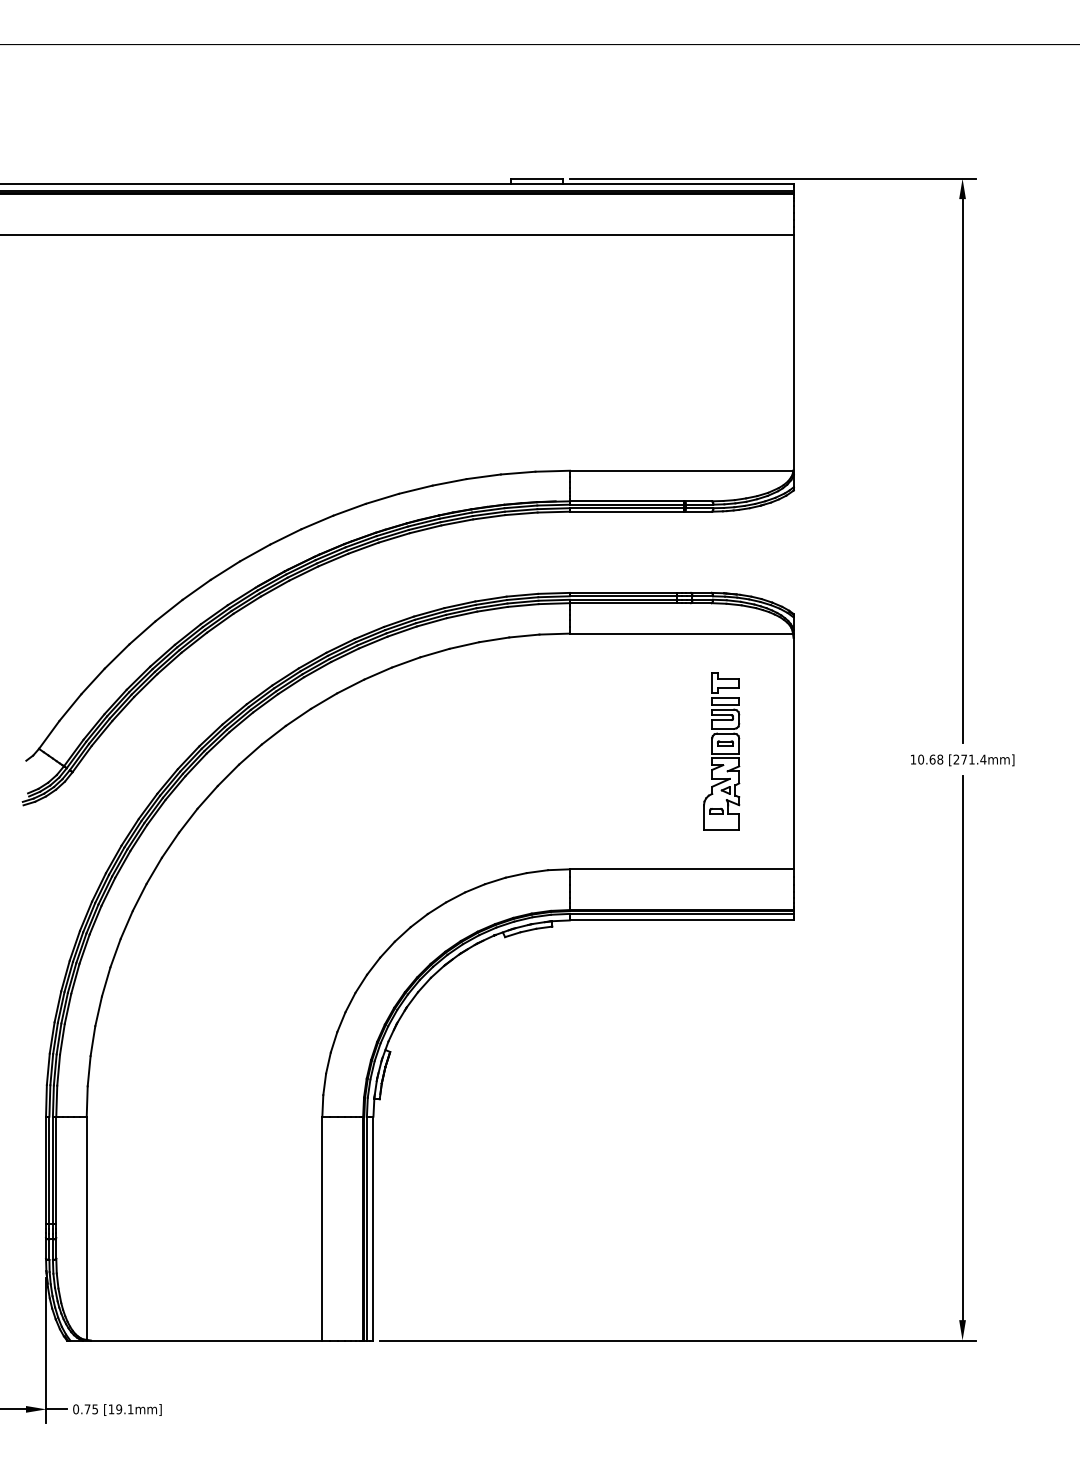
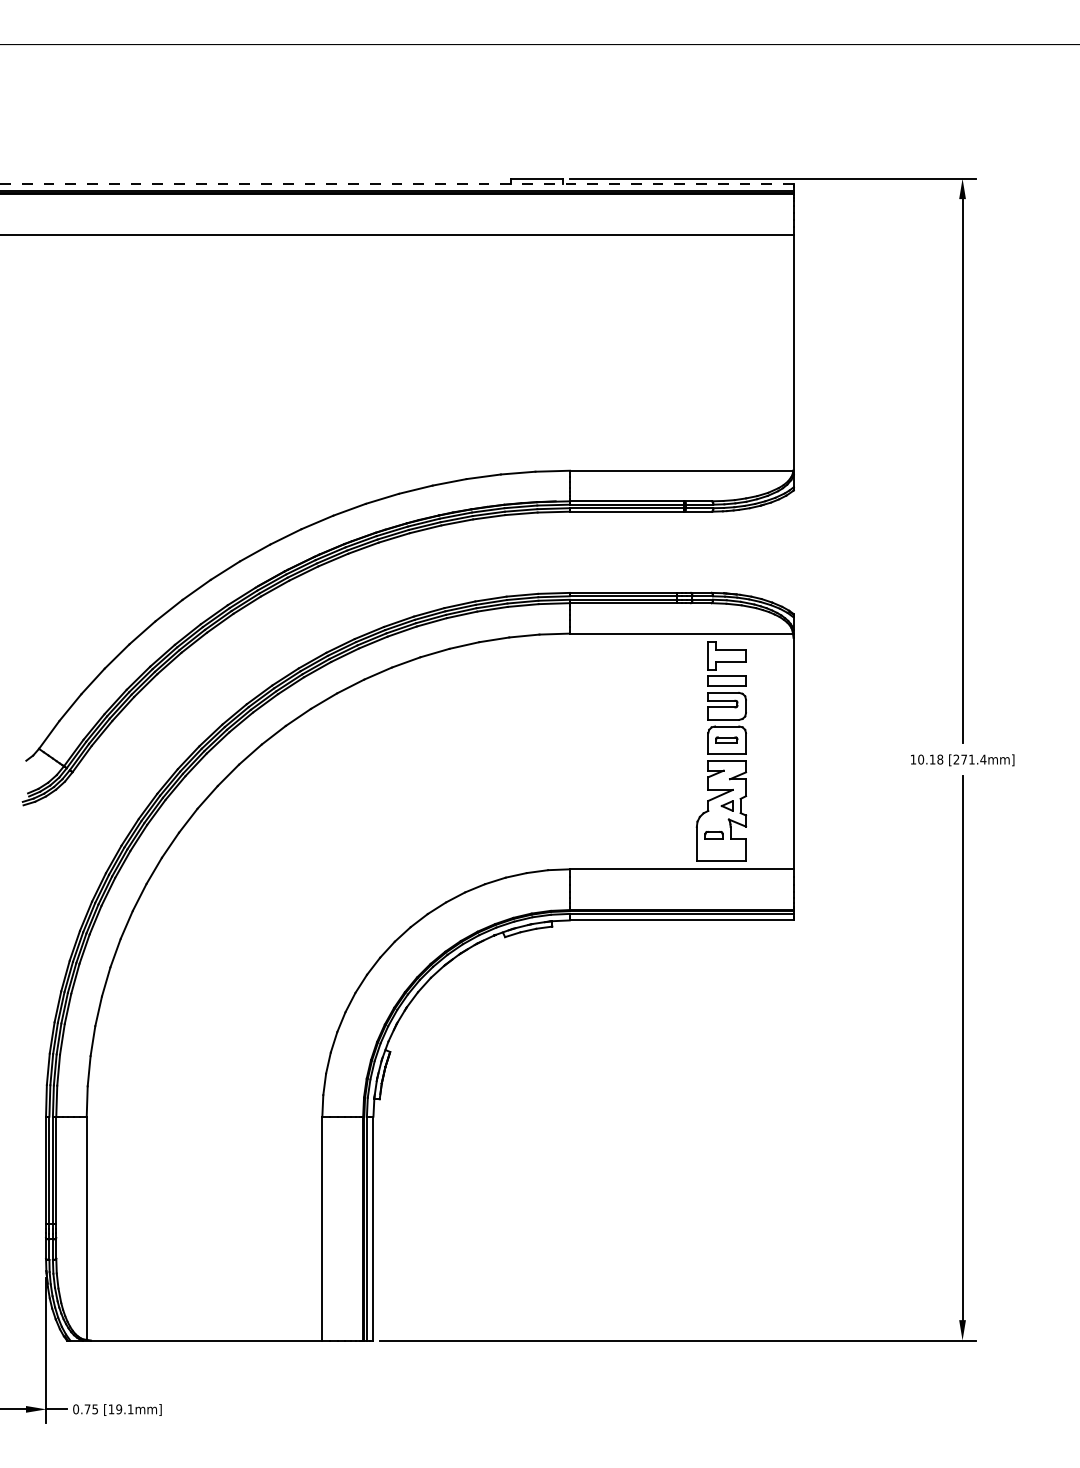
line: solid -> dashed (396, 184)
part size: 38x159 px -> 53x221 px (721, 751)
text: 10.68 -> 10.18 (932, 759)
